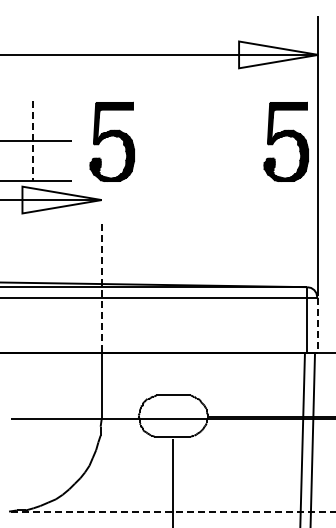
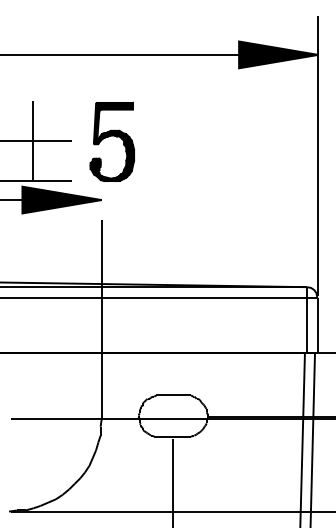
fill: none -> present (278, 54)
line: dashed -> solid (32, 141)
part: present -> none (285, 141)
fill: none -> present (61, 199)
line: dashed -> solid (101, 286)
line: dashed -> solid (318, 326)
line: dashed -> solid (173, 511)
